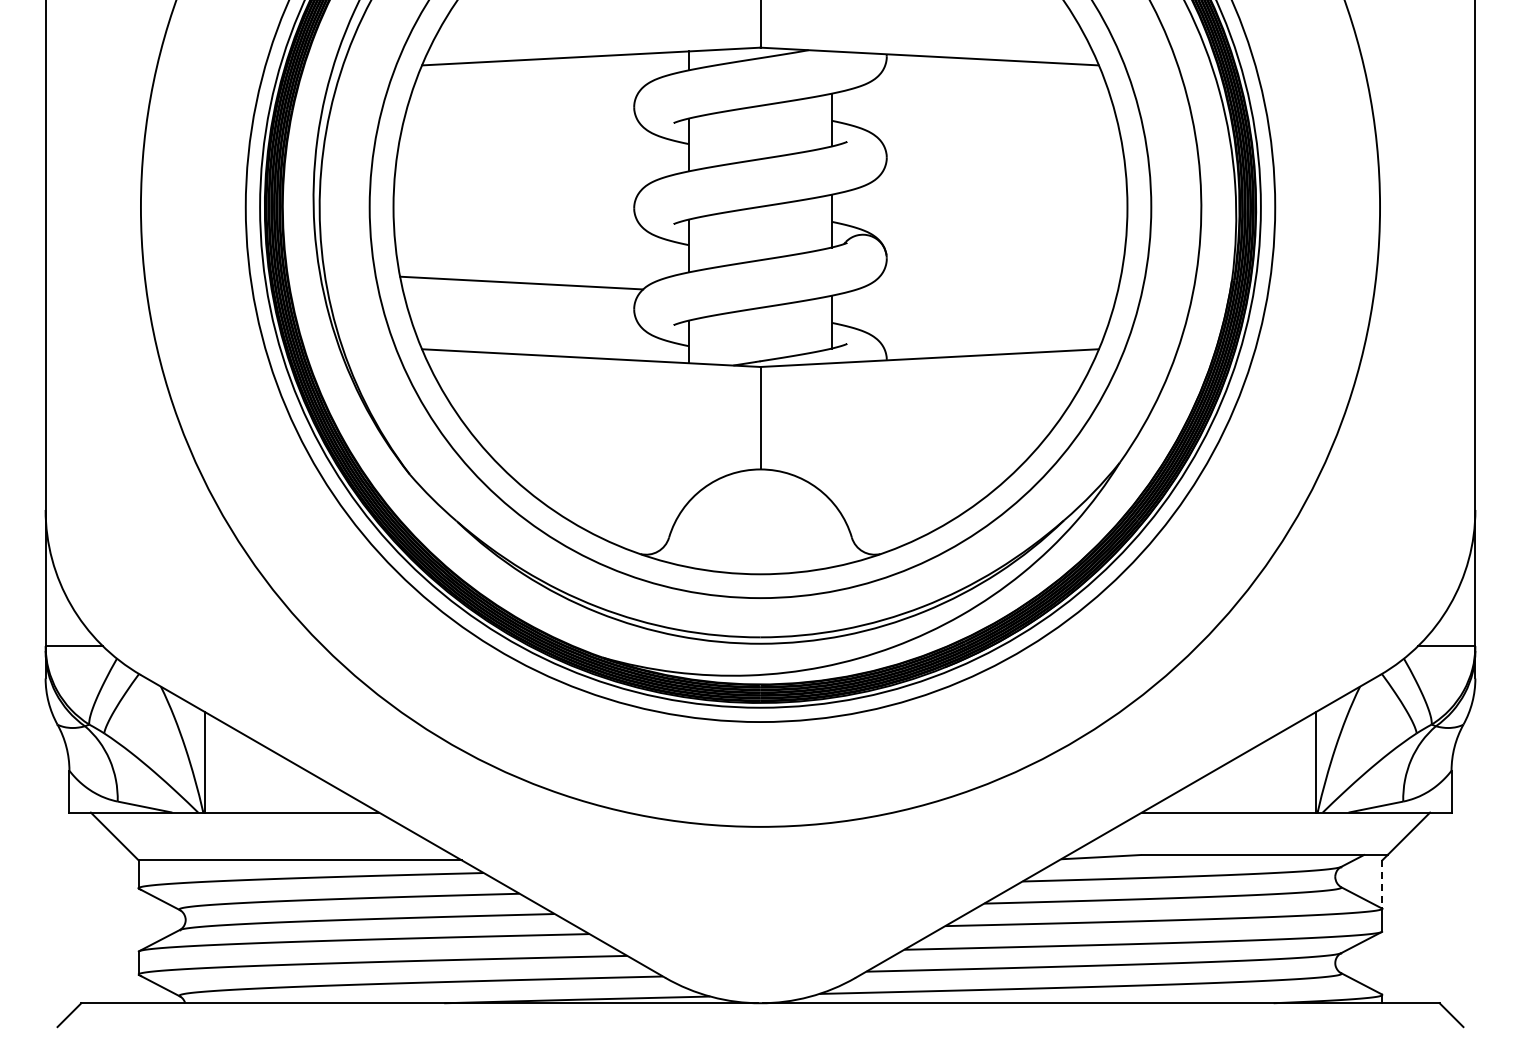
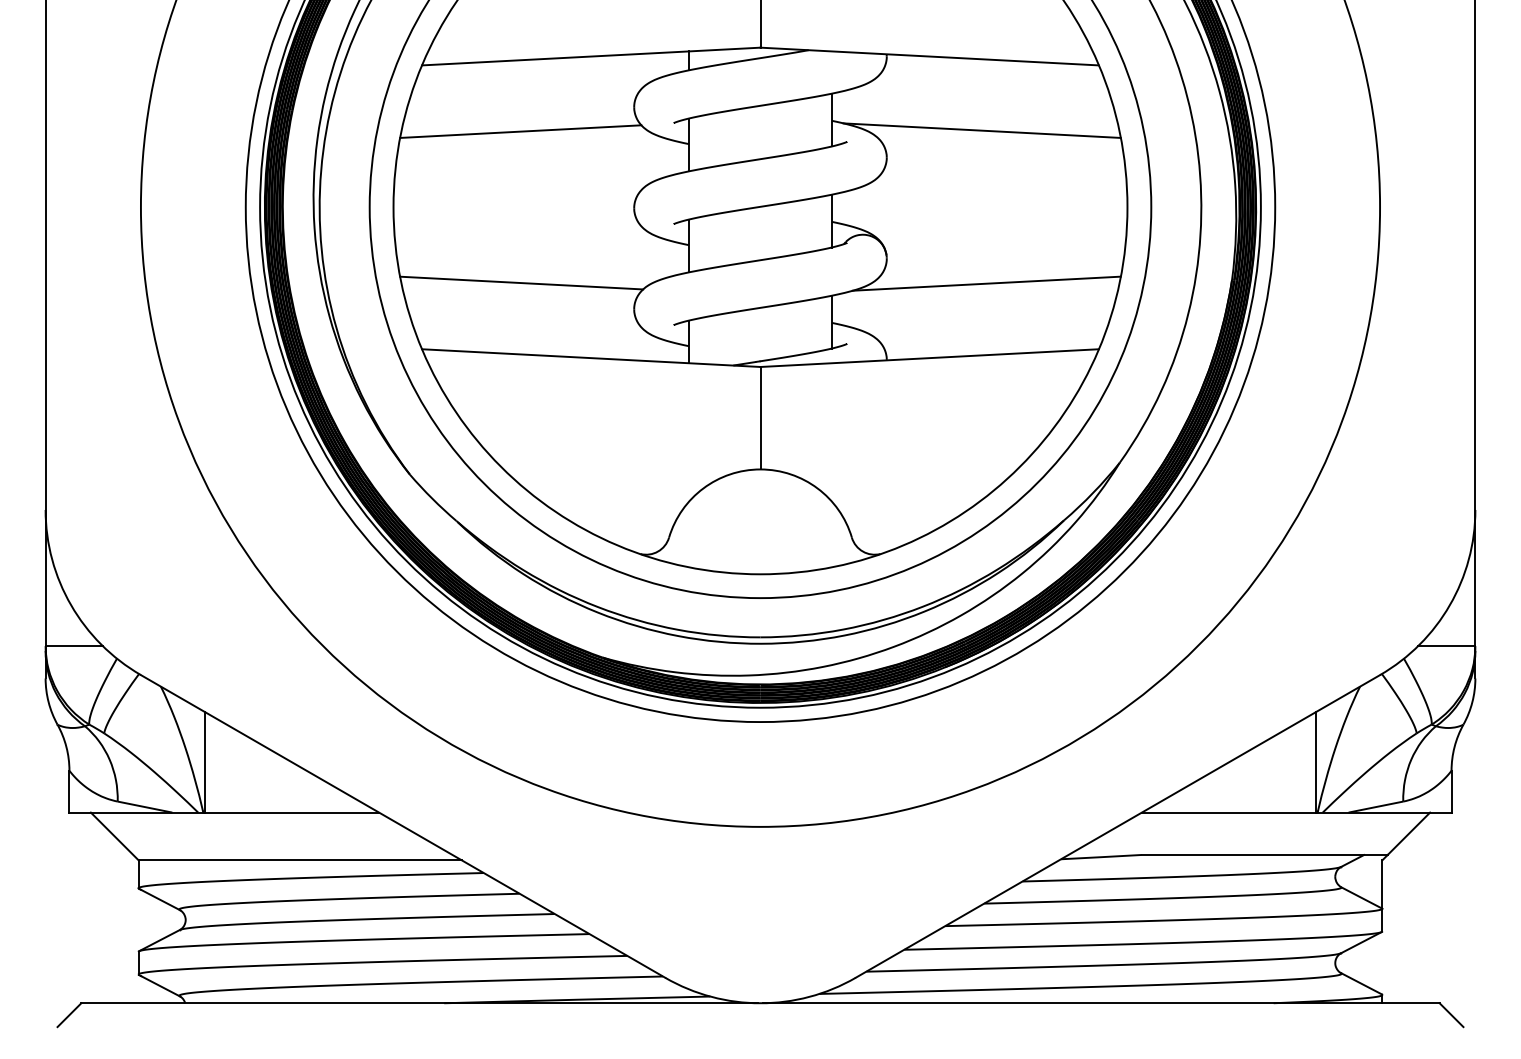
line: none -> present (981, 130)
line: none -> present (520, 131)
line: none -> present (986, 283)
line: dashed -> solid (1382, 884)
